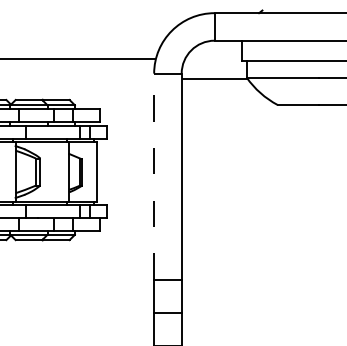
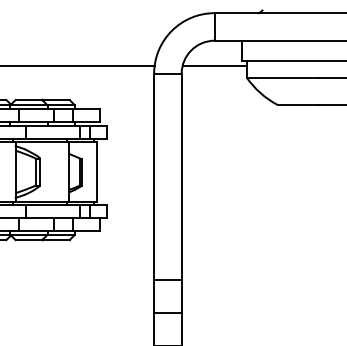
line position: (78, 59) -> (78, 66) (78, 66)
line position: (214, 79) -> (214, 66) (214, 66)
line: dashed -> solid (154, 176)
